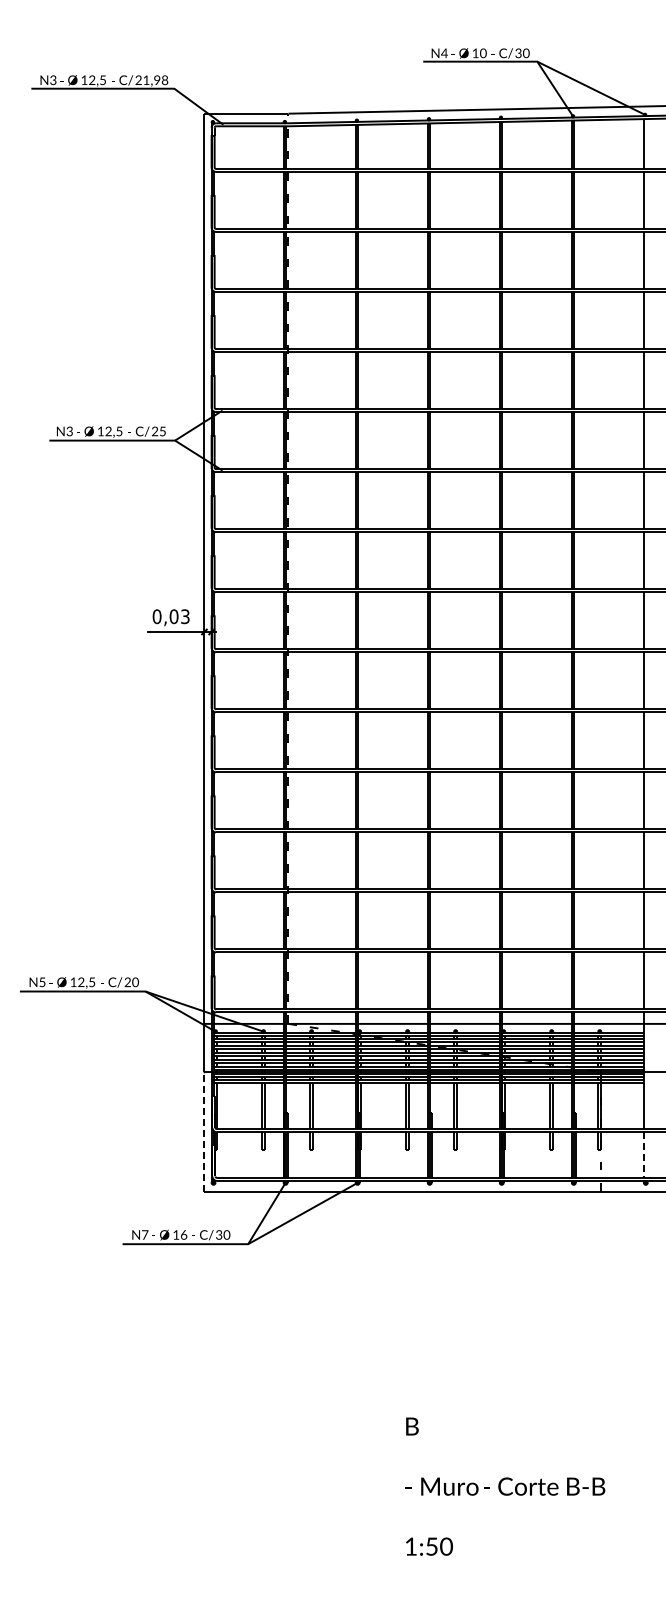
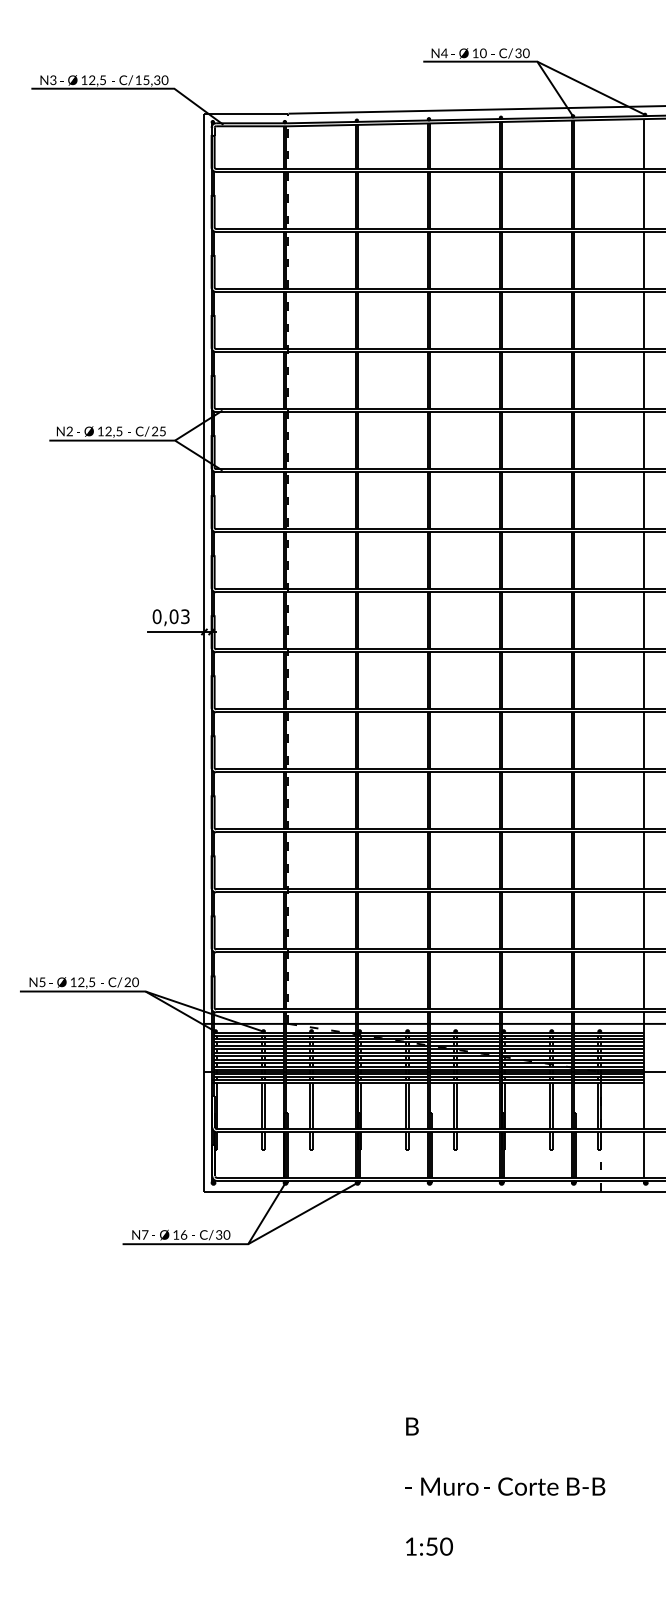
text: 21,98 -> 15,30 (151, 80)
text: N3 -> N2 (69, 433)
line: dashed -> solid (204, 1131)
line: dashed -> solid (643, 1155)
